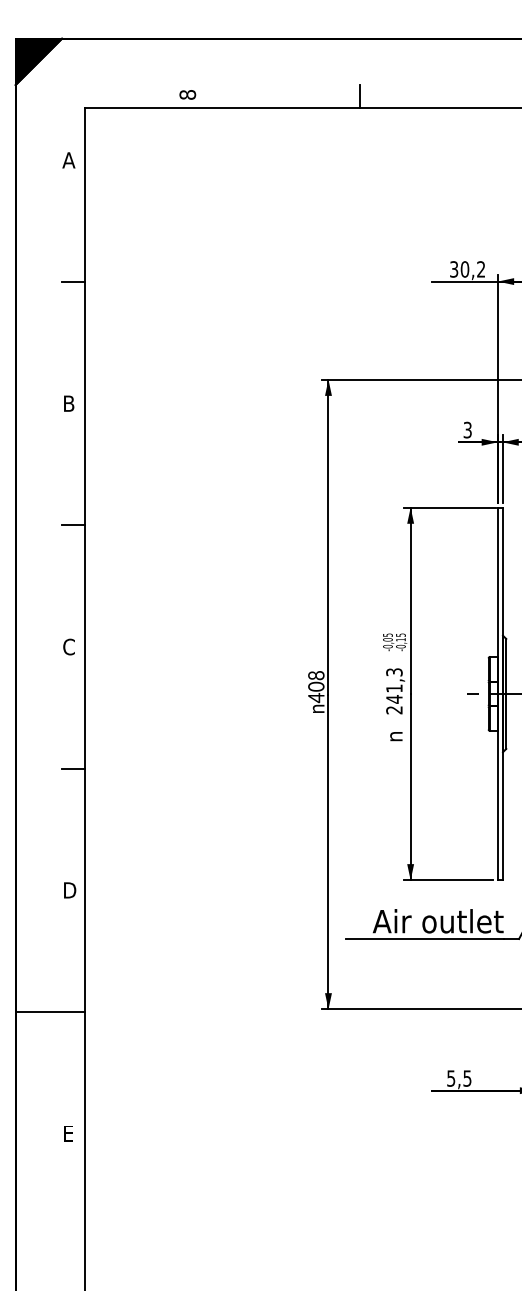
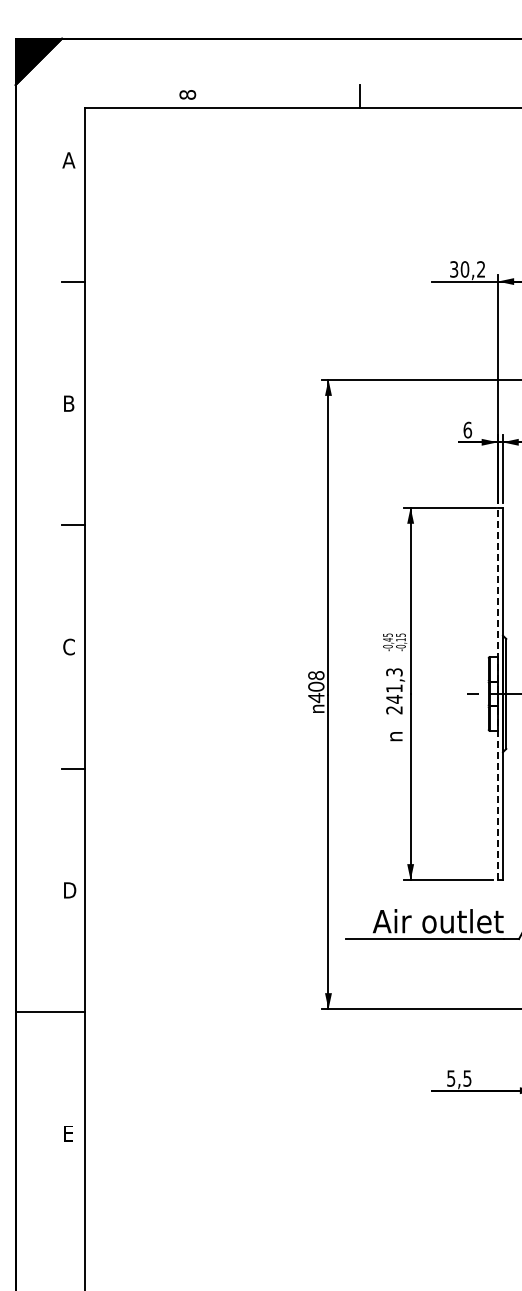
text: 3 -> 6 (467, 429)
text: -0,05 -> -0,45 (387, 639)
line: solid -> dashed (497, 693)
